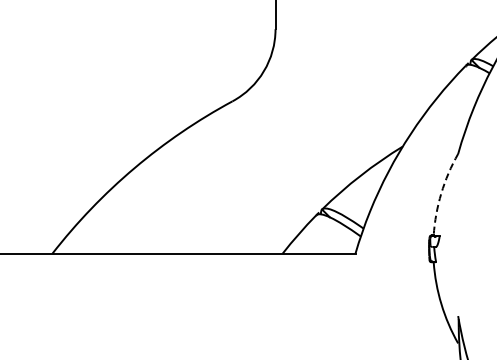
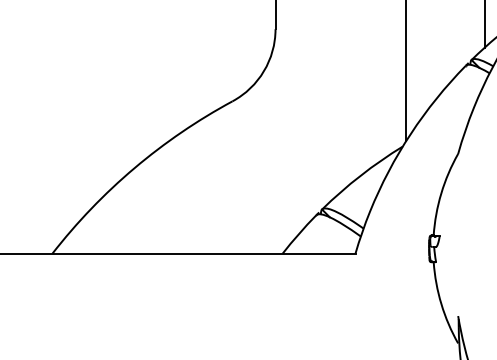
line: none -> present (484, 24)
line: none -> present (405, 71)
arc: dashed -> solid (441, 193)
